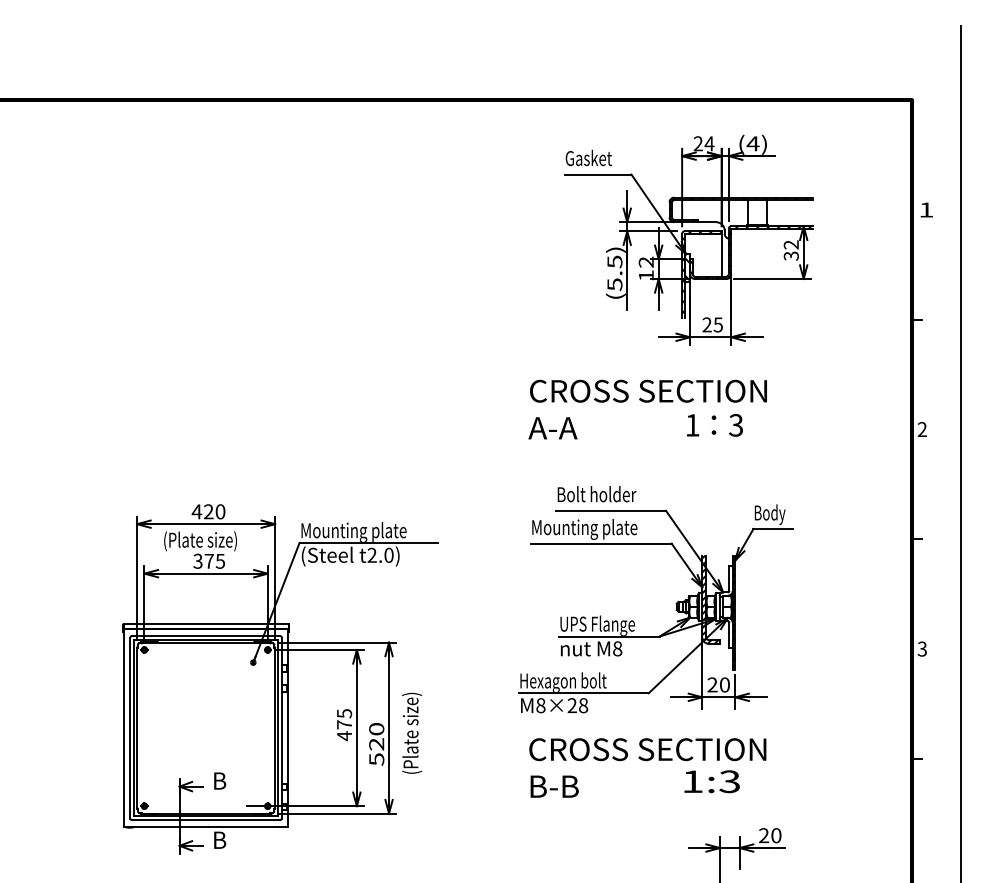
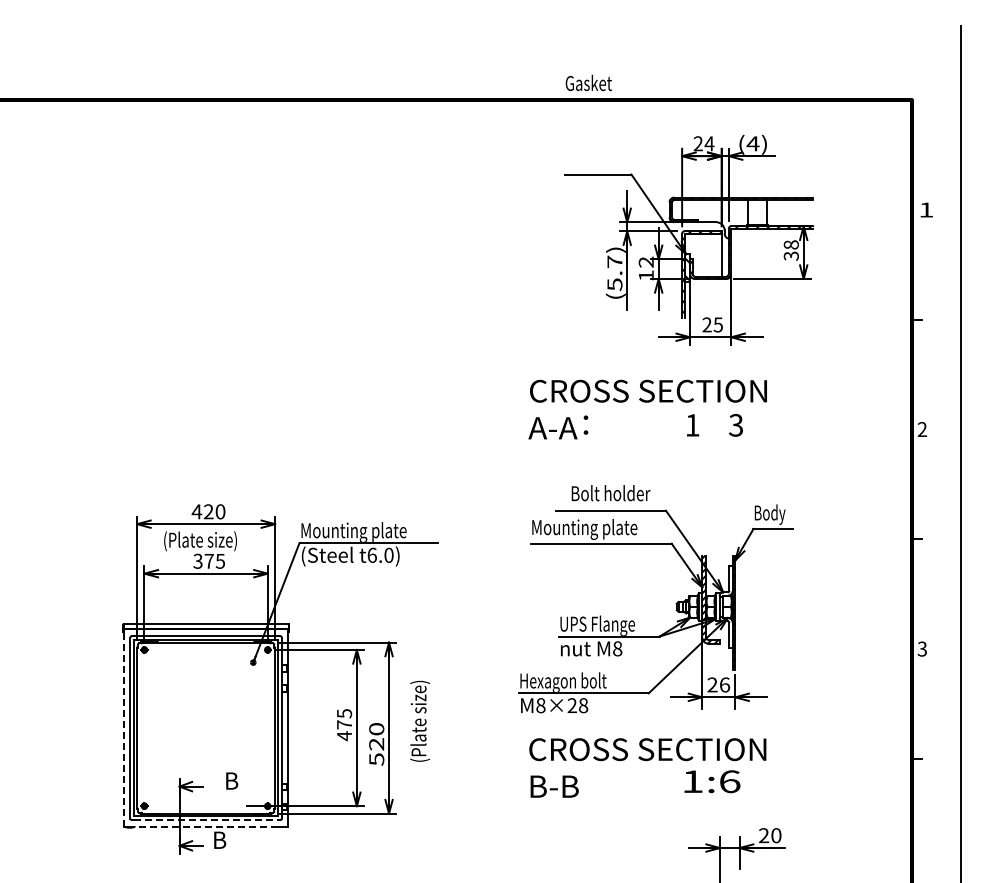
text position: (588, 157) -> (588, 82) (588, 82)
text: 32 -> 38 (790, 244)
text: (5.5) -> (5.7) (614, 261)
text position: (713, 424) -> (585, 424) (585, 424)
text position: (596, 494) -> (610, 493) (610, 493)
text: t2.0) -> t6.0) (371, 554)
text: 20 -> 26 (725, 684)
line: solid -> dashed (123, 728)
text position: (412, 732) -> (420, 720) (420, 720)
text position: (220, 780) -> (232, 780) (232, 780)
text: 1:3 -> 1:6 (729, 781)
line: solid -> dashed (206, 820)
line: solid -> dashed (205, 826)
